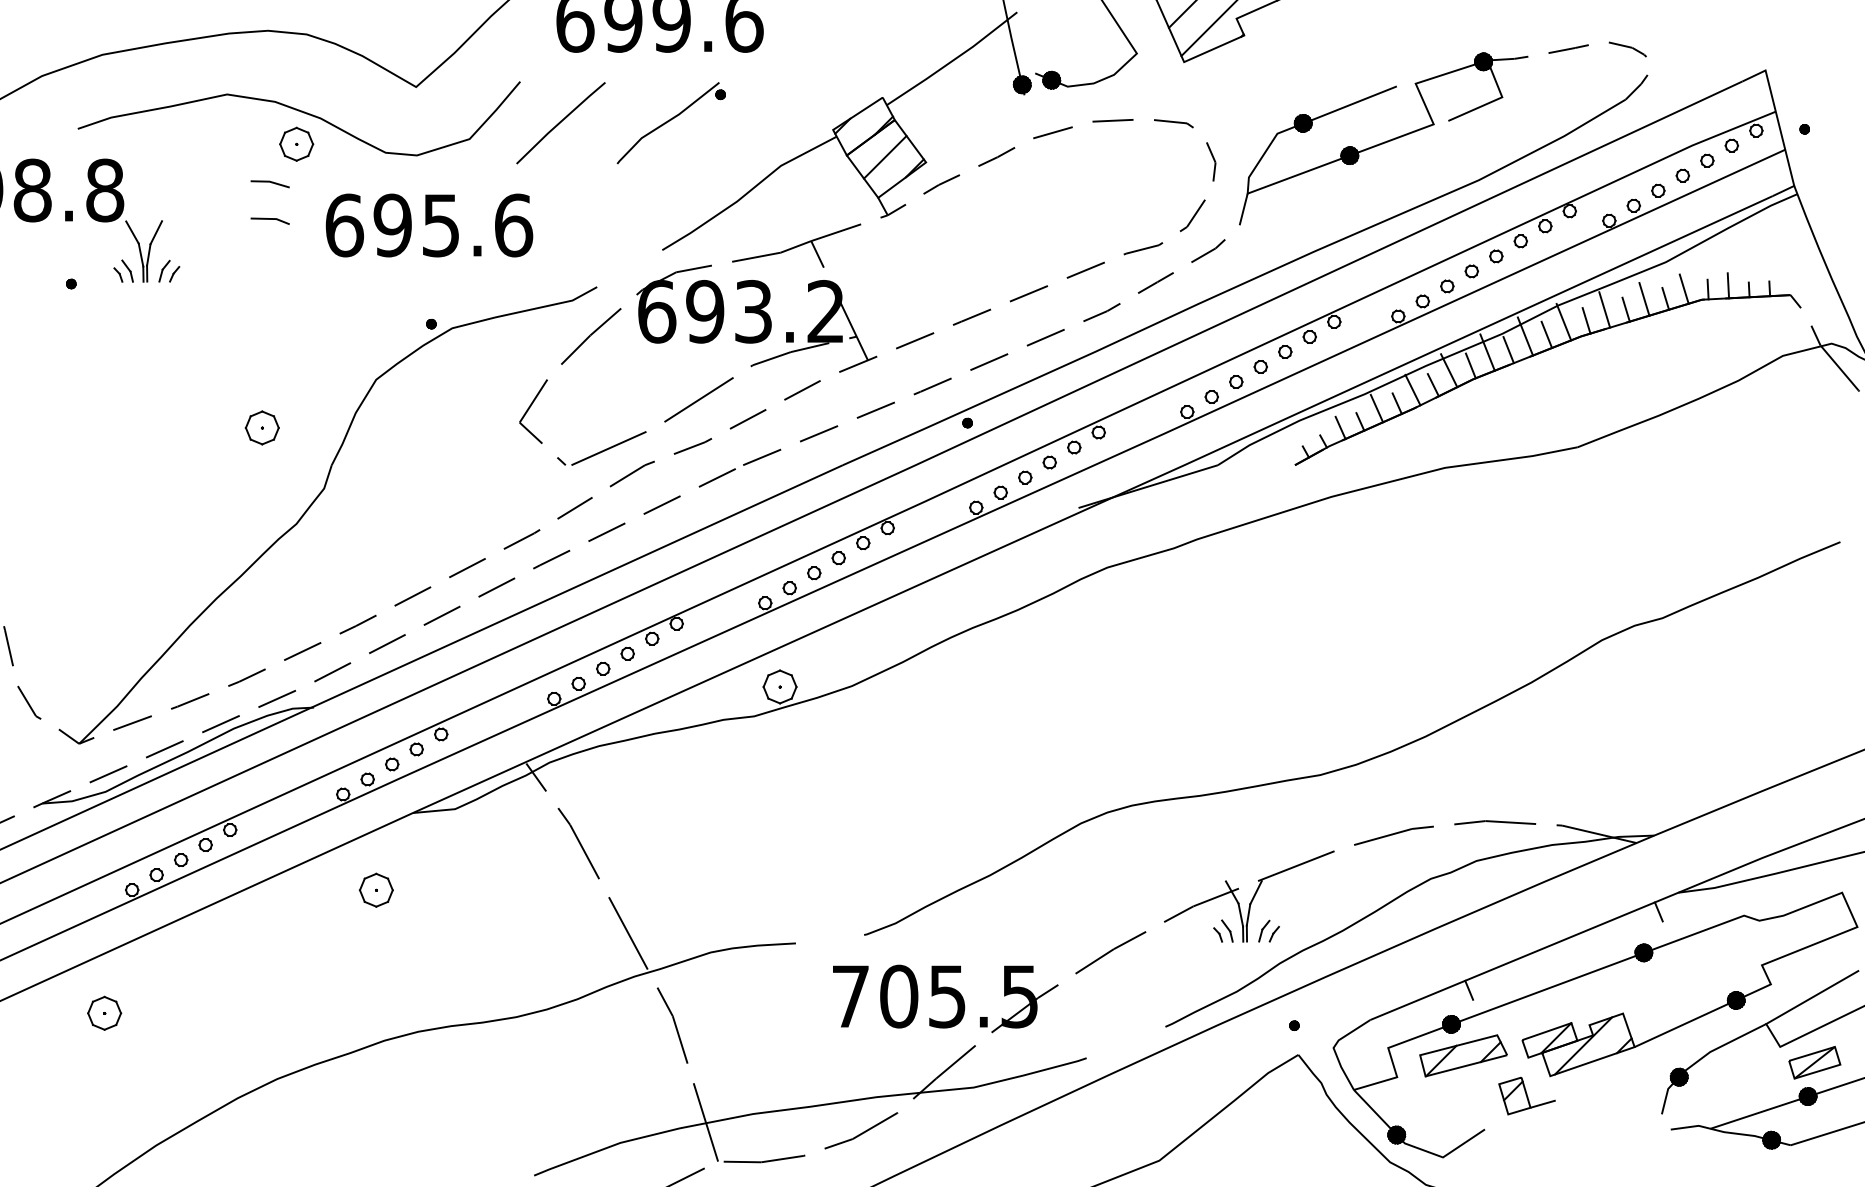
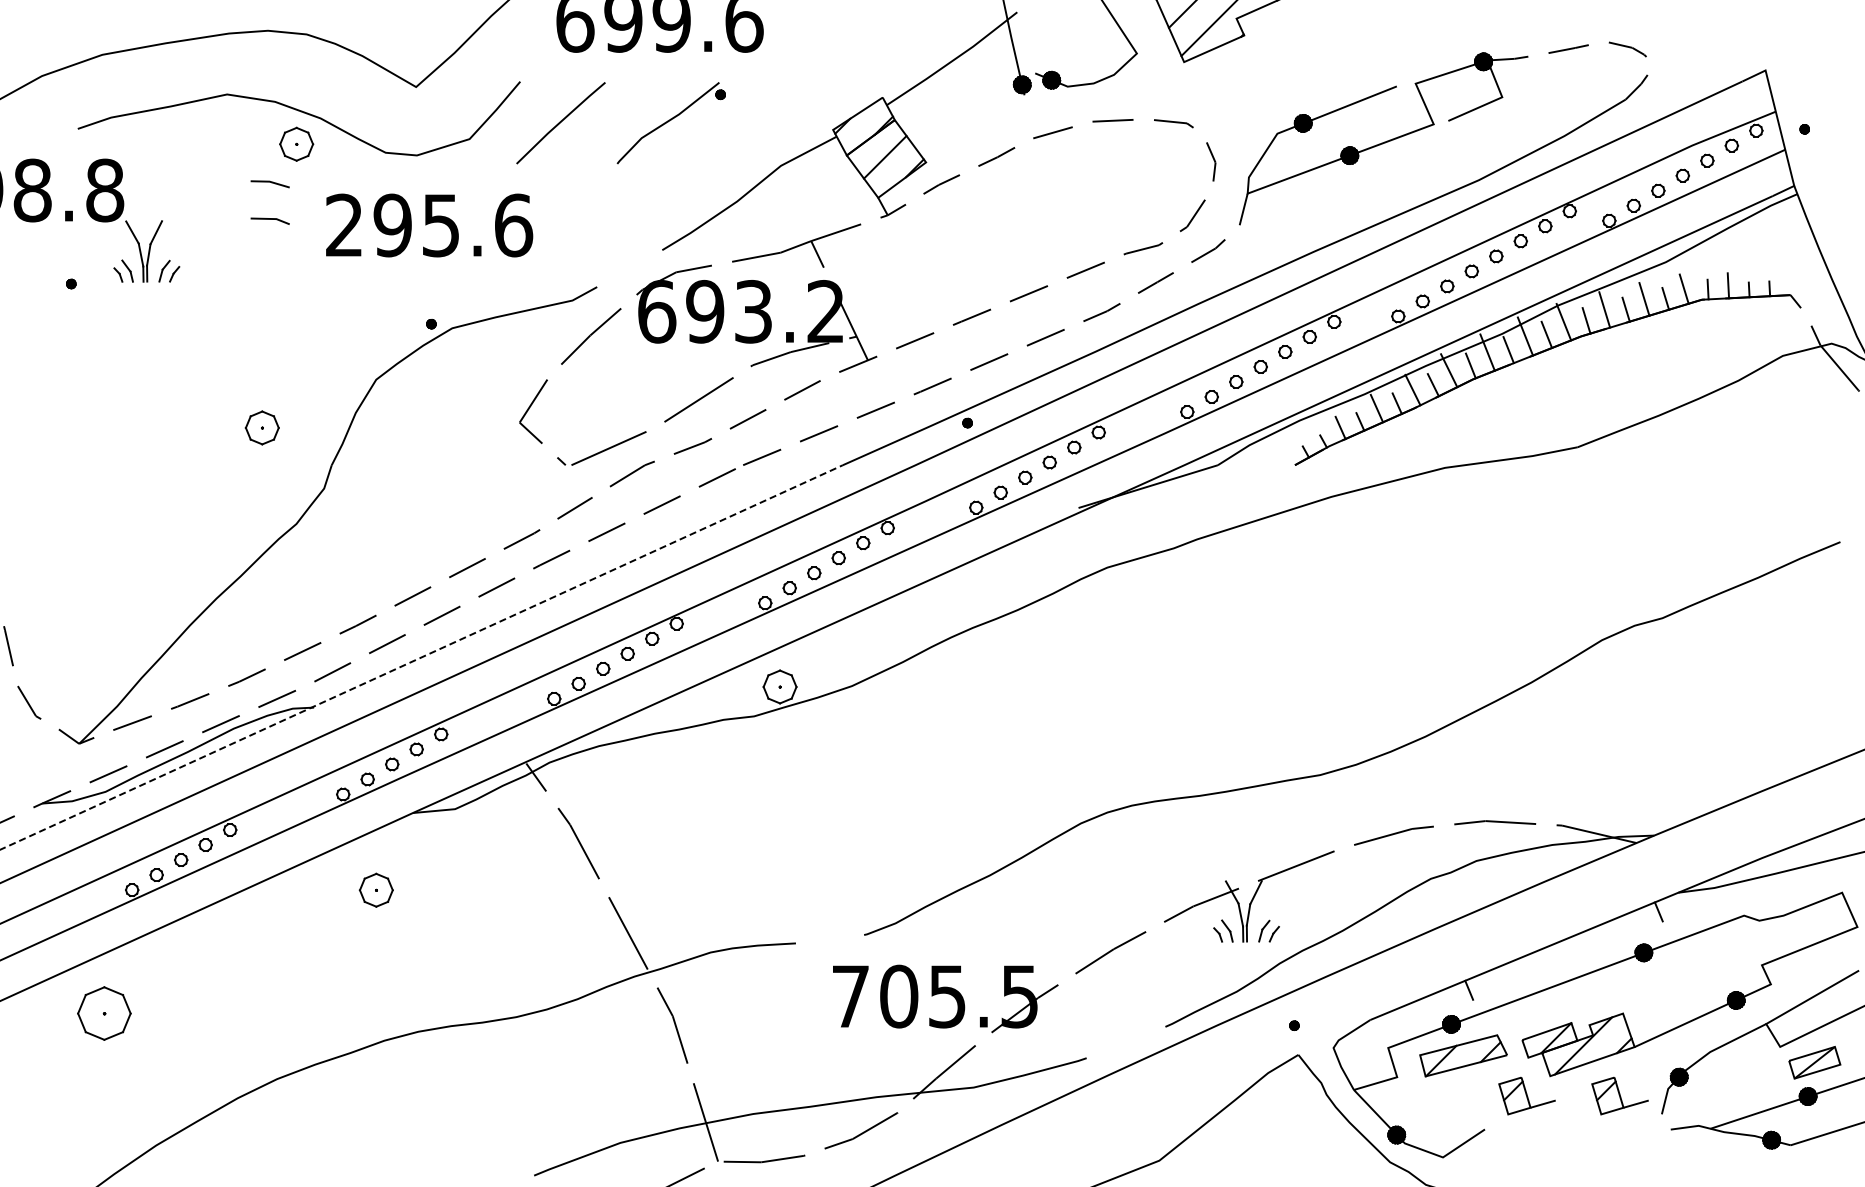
text: 695.6 -> 295.6 (344, 225)
line: solid -> dashed (420, 657)
part size: 36x36 px -> 55x55 px (104, 1013)
part: none -> present (1619, 1095)
